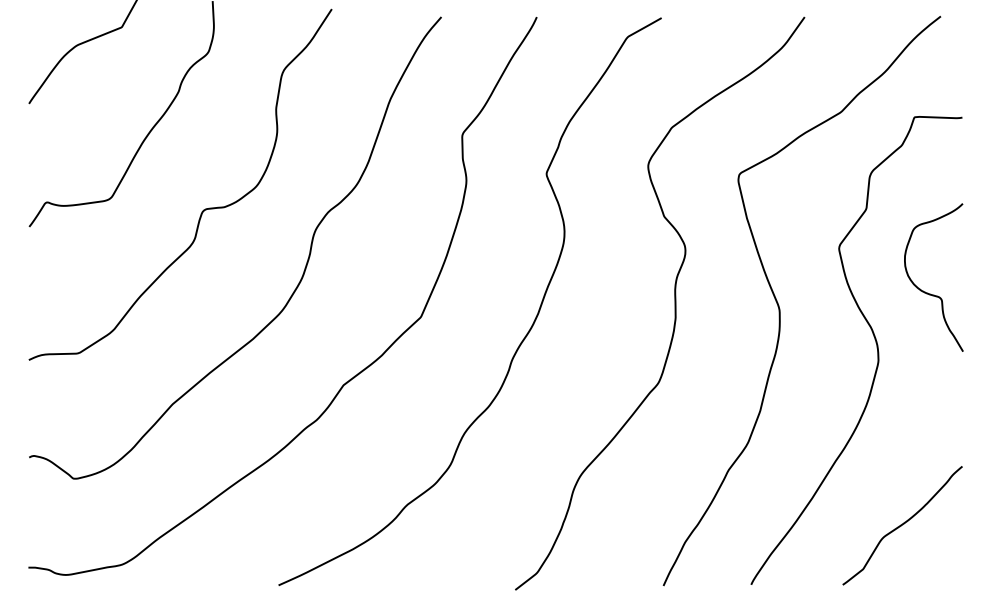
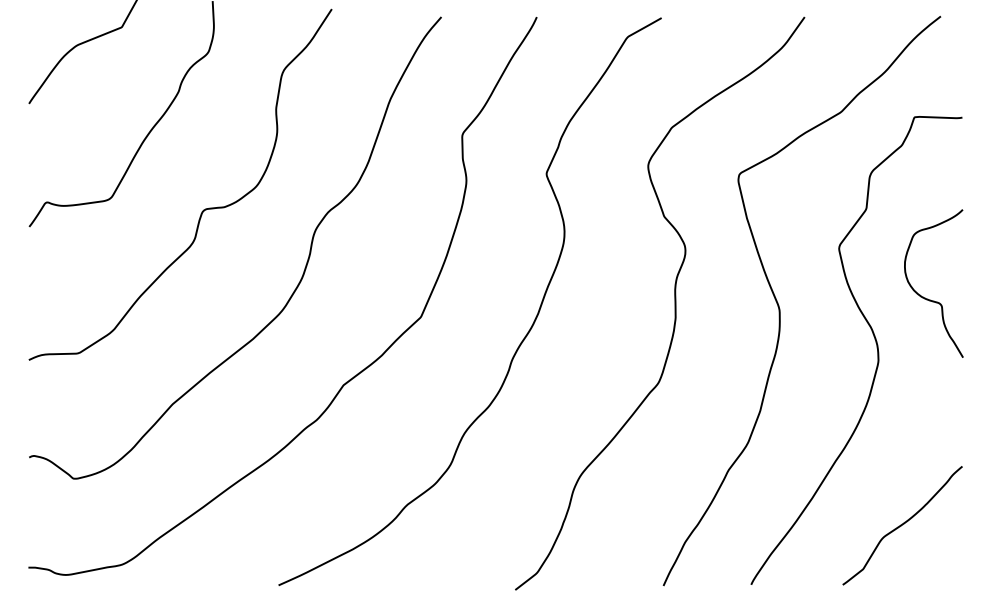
curve position: (925, 291) -> (925, 297) (925, 297)
